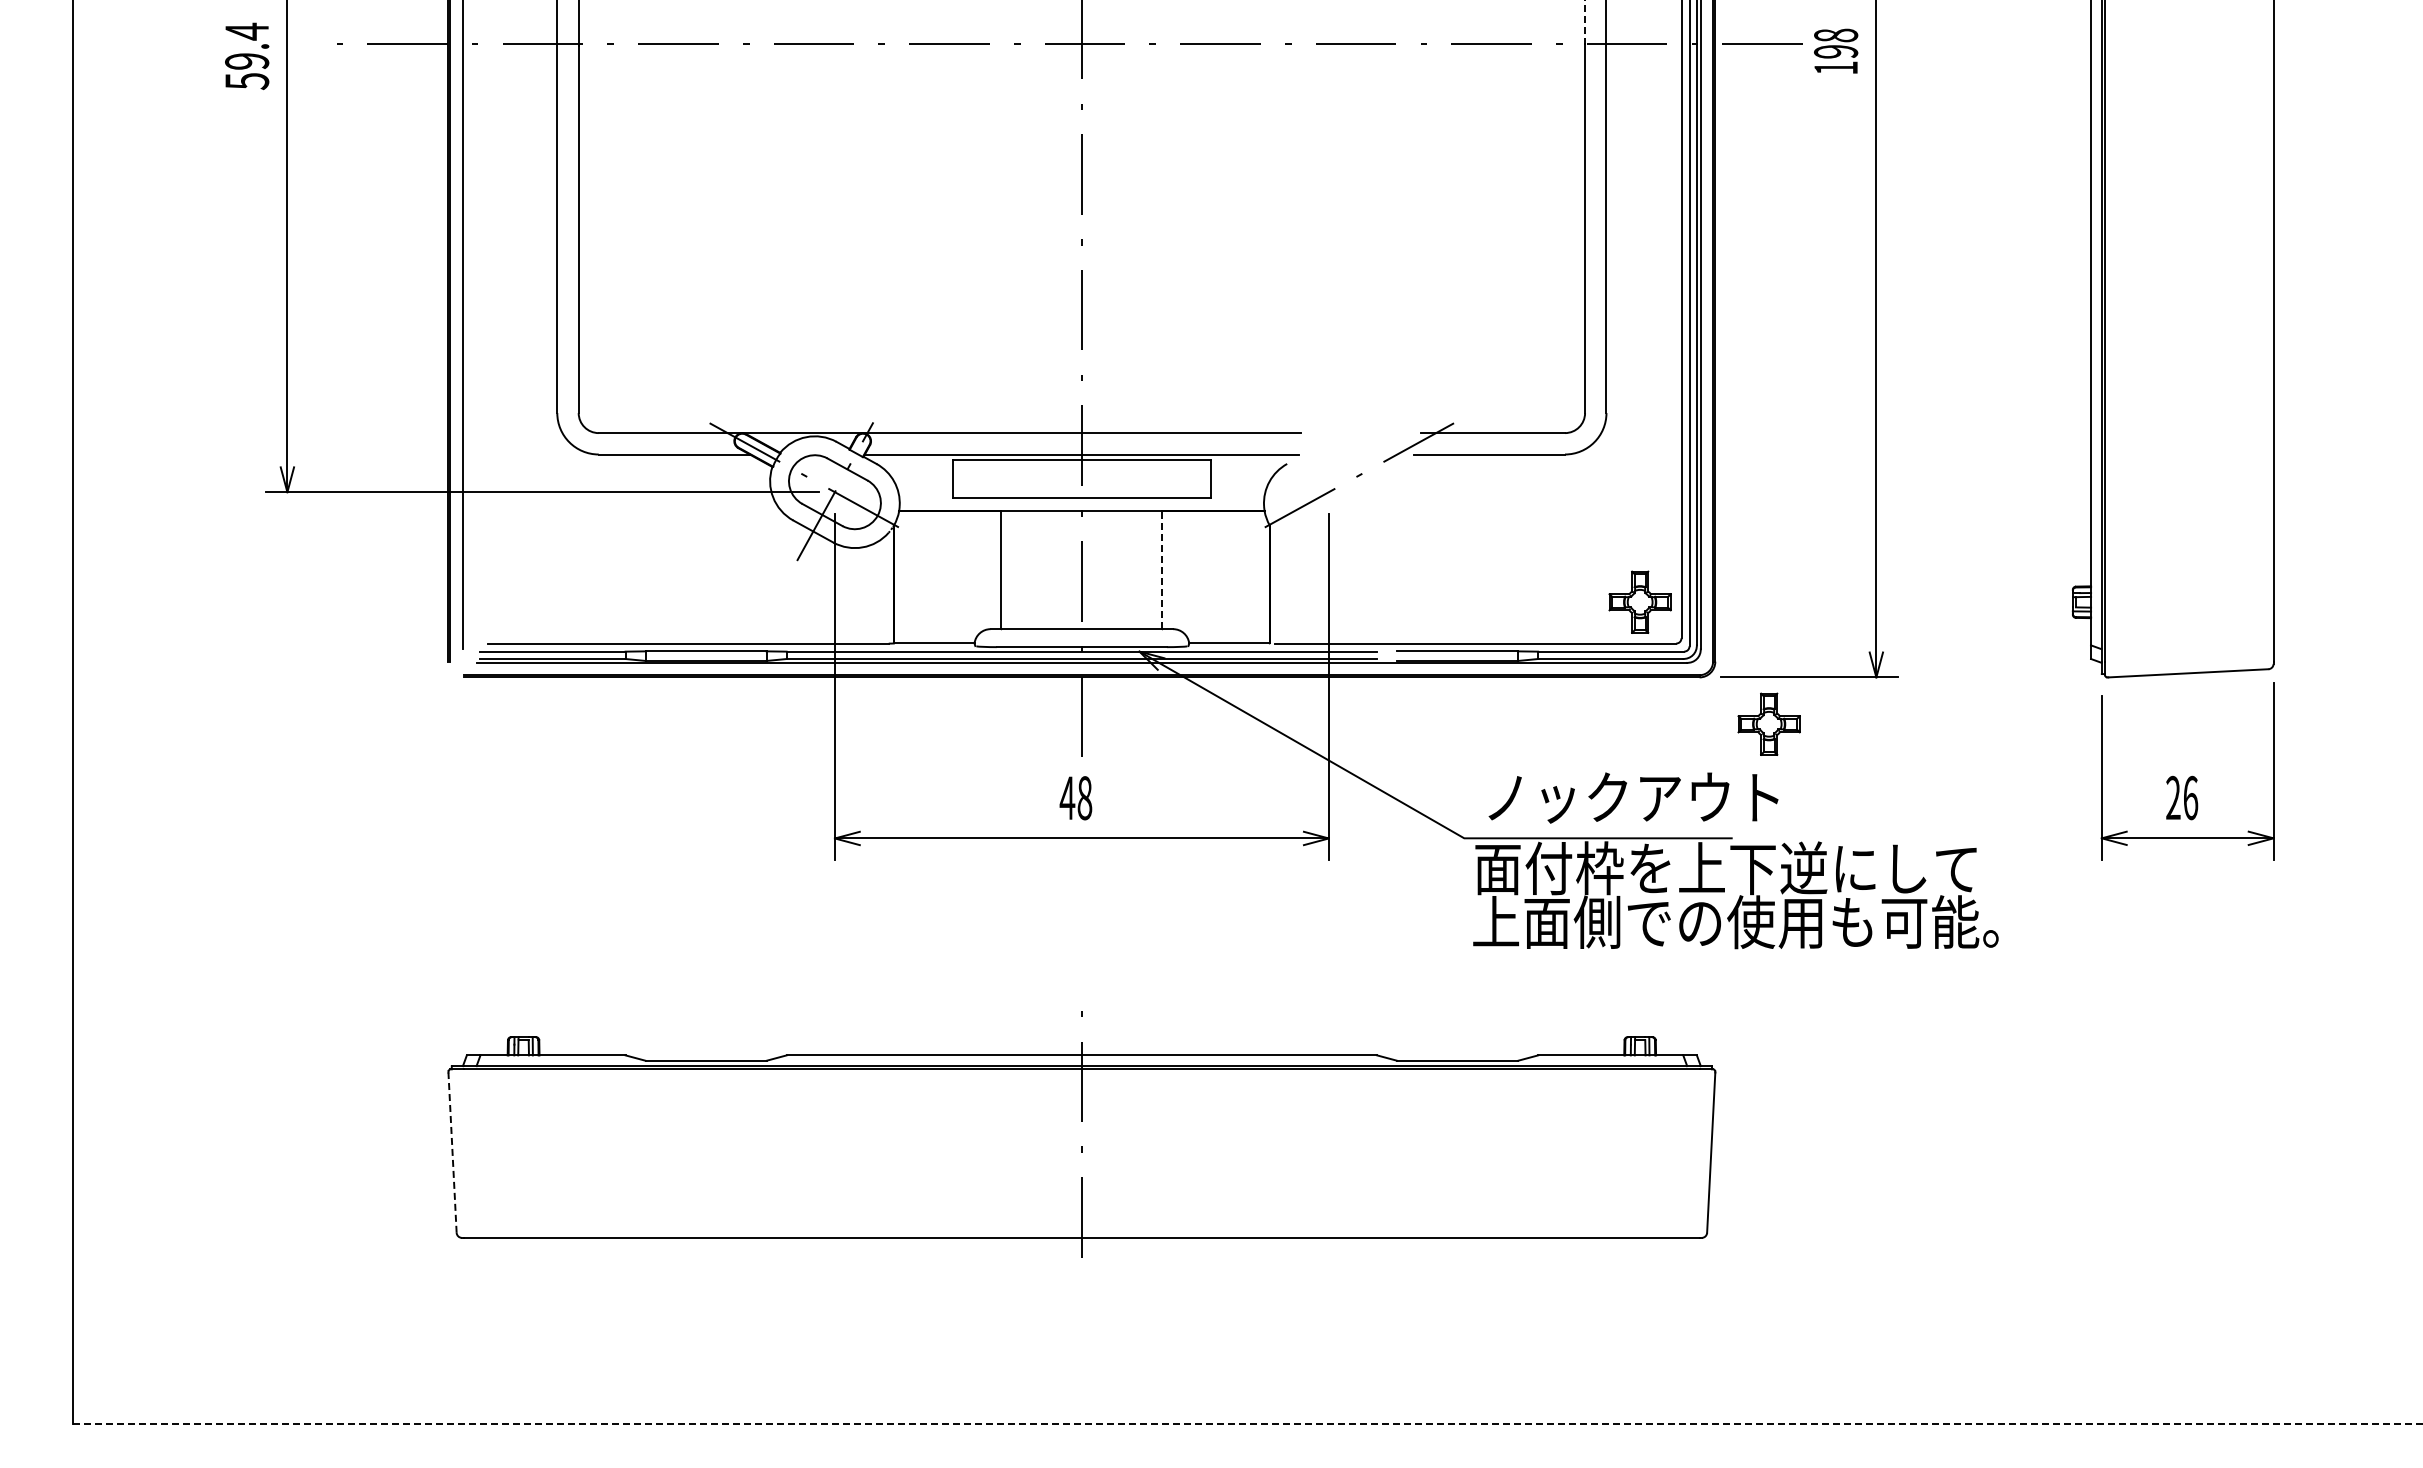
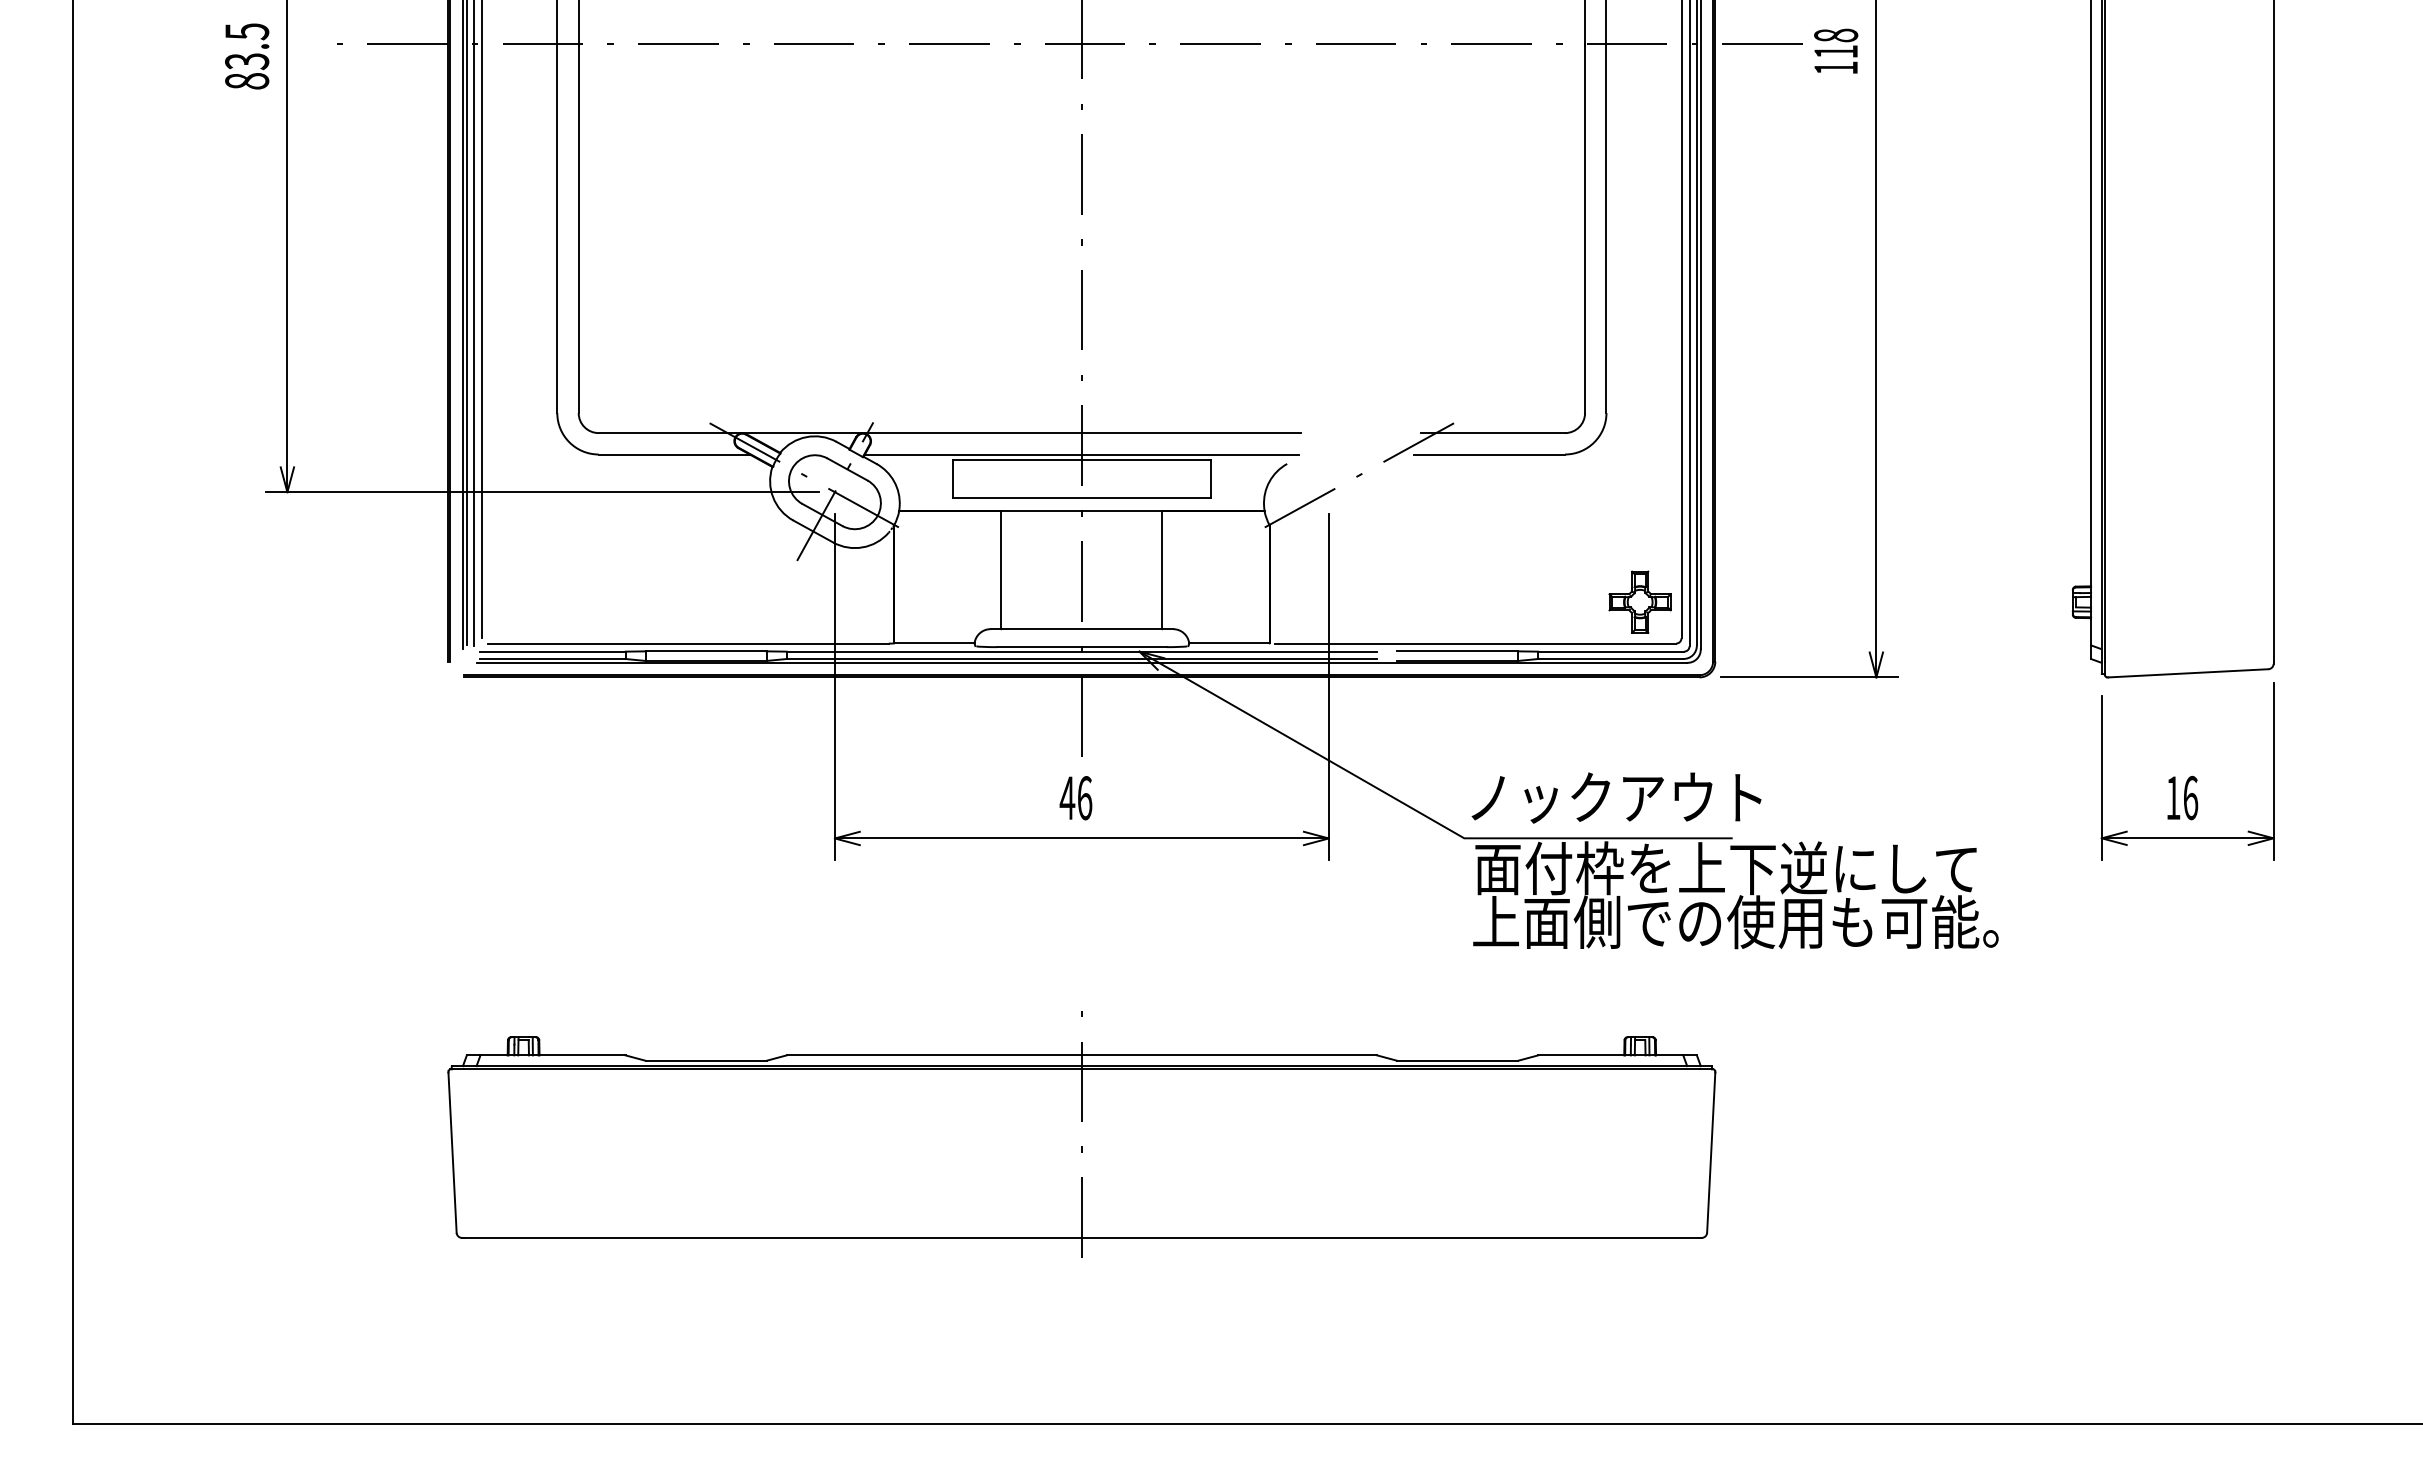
line: dashed -> solid (1585, 23)
text: 198 -> 118 (1836, 51)
text: 59.4 -> 83.5 (247, 56)
line: none -> present (482, 320)
line: none -> present (466, 323)
line: none -> present (474, 324)
line: dashed -> solid (1162, 570)
part: present -> none (1768, 723)
text position: (1633, 797) -> (1616, 797) (1616, 797)
text: 26 -> 16 (2173, 797)
text: 48 -> 46 (1084, 798)
line: dashed -> solid (452, 1152)
line: dashed -> solid (1247, 1424)
